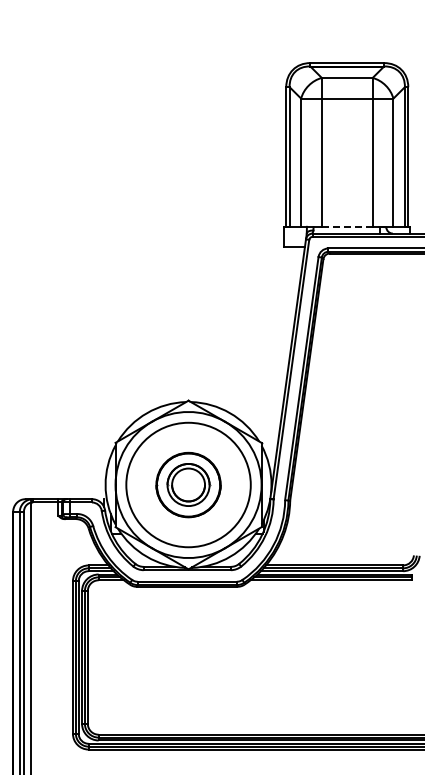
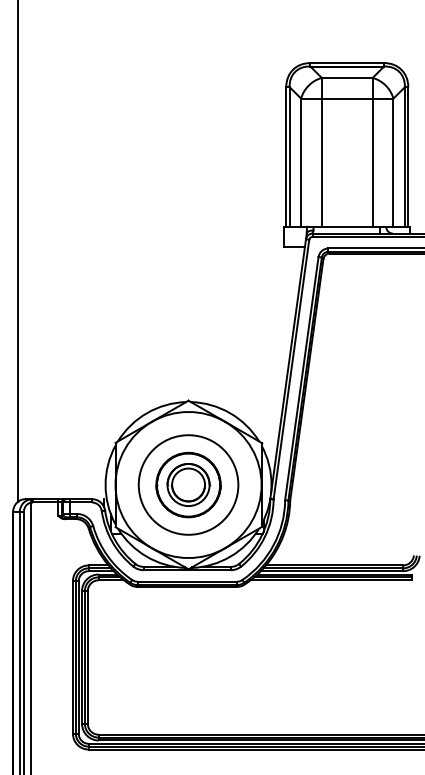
line: dashed -> solid (347, 226)
line: none -> present (18, 251)
circle diameter: 124 px -> 100 px (188, 484)
